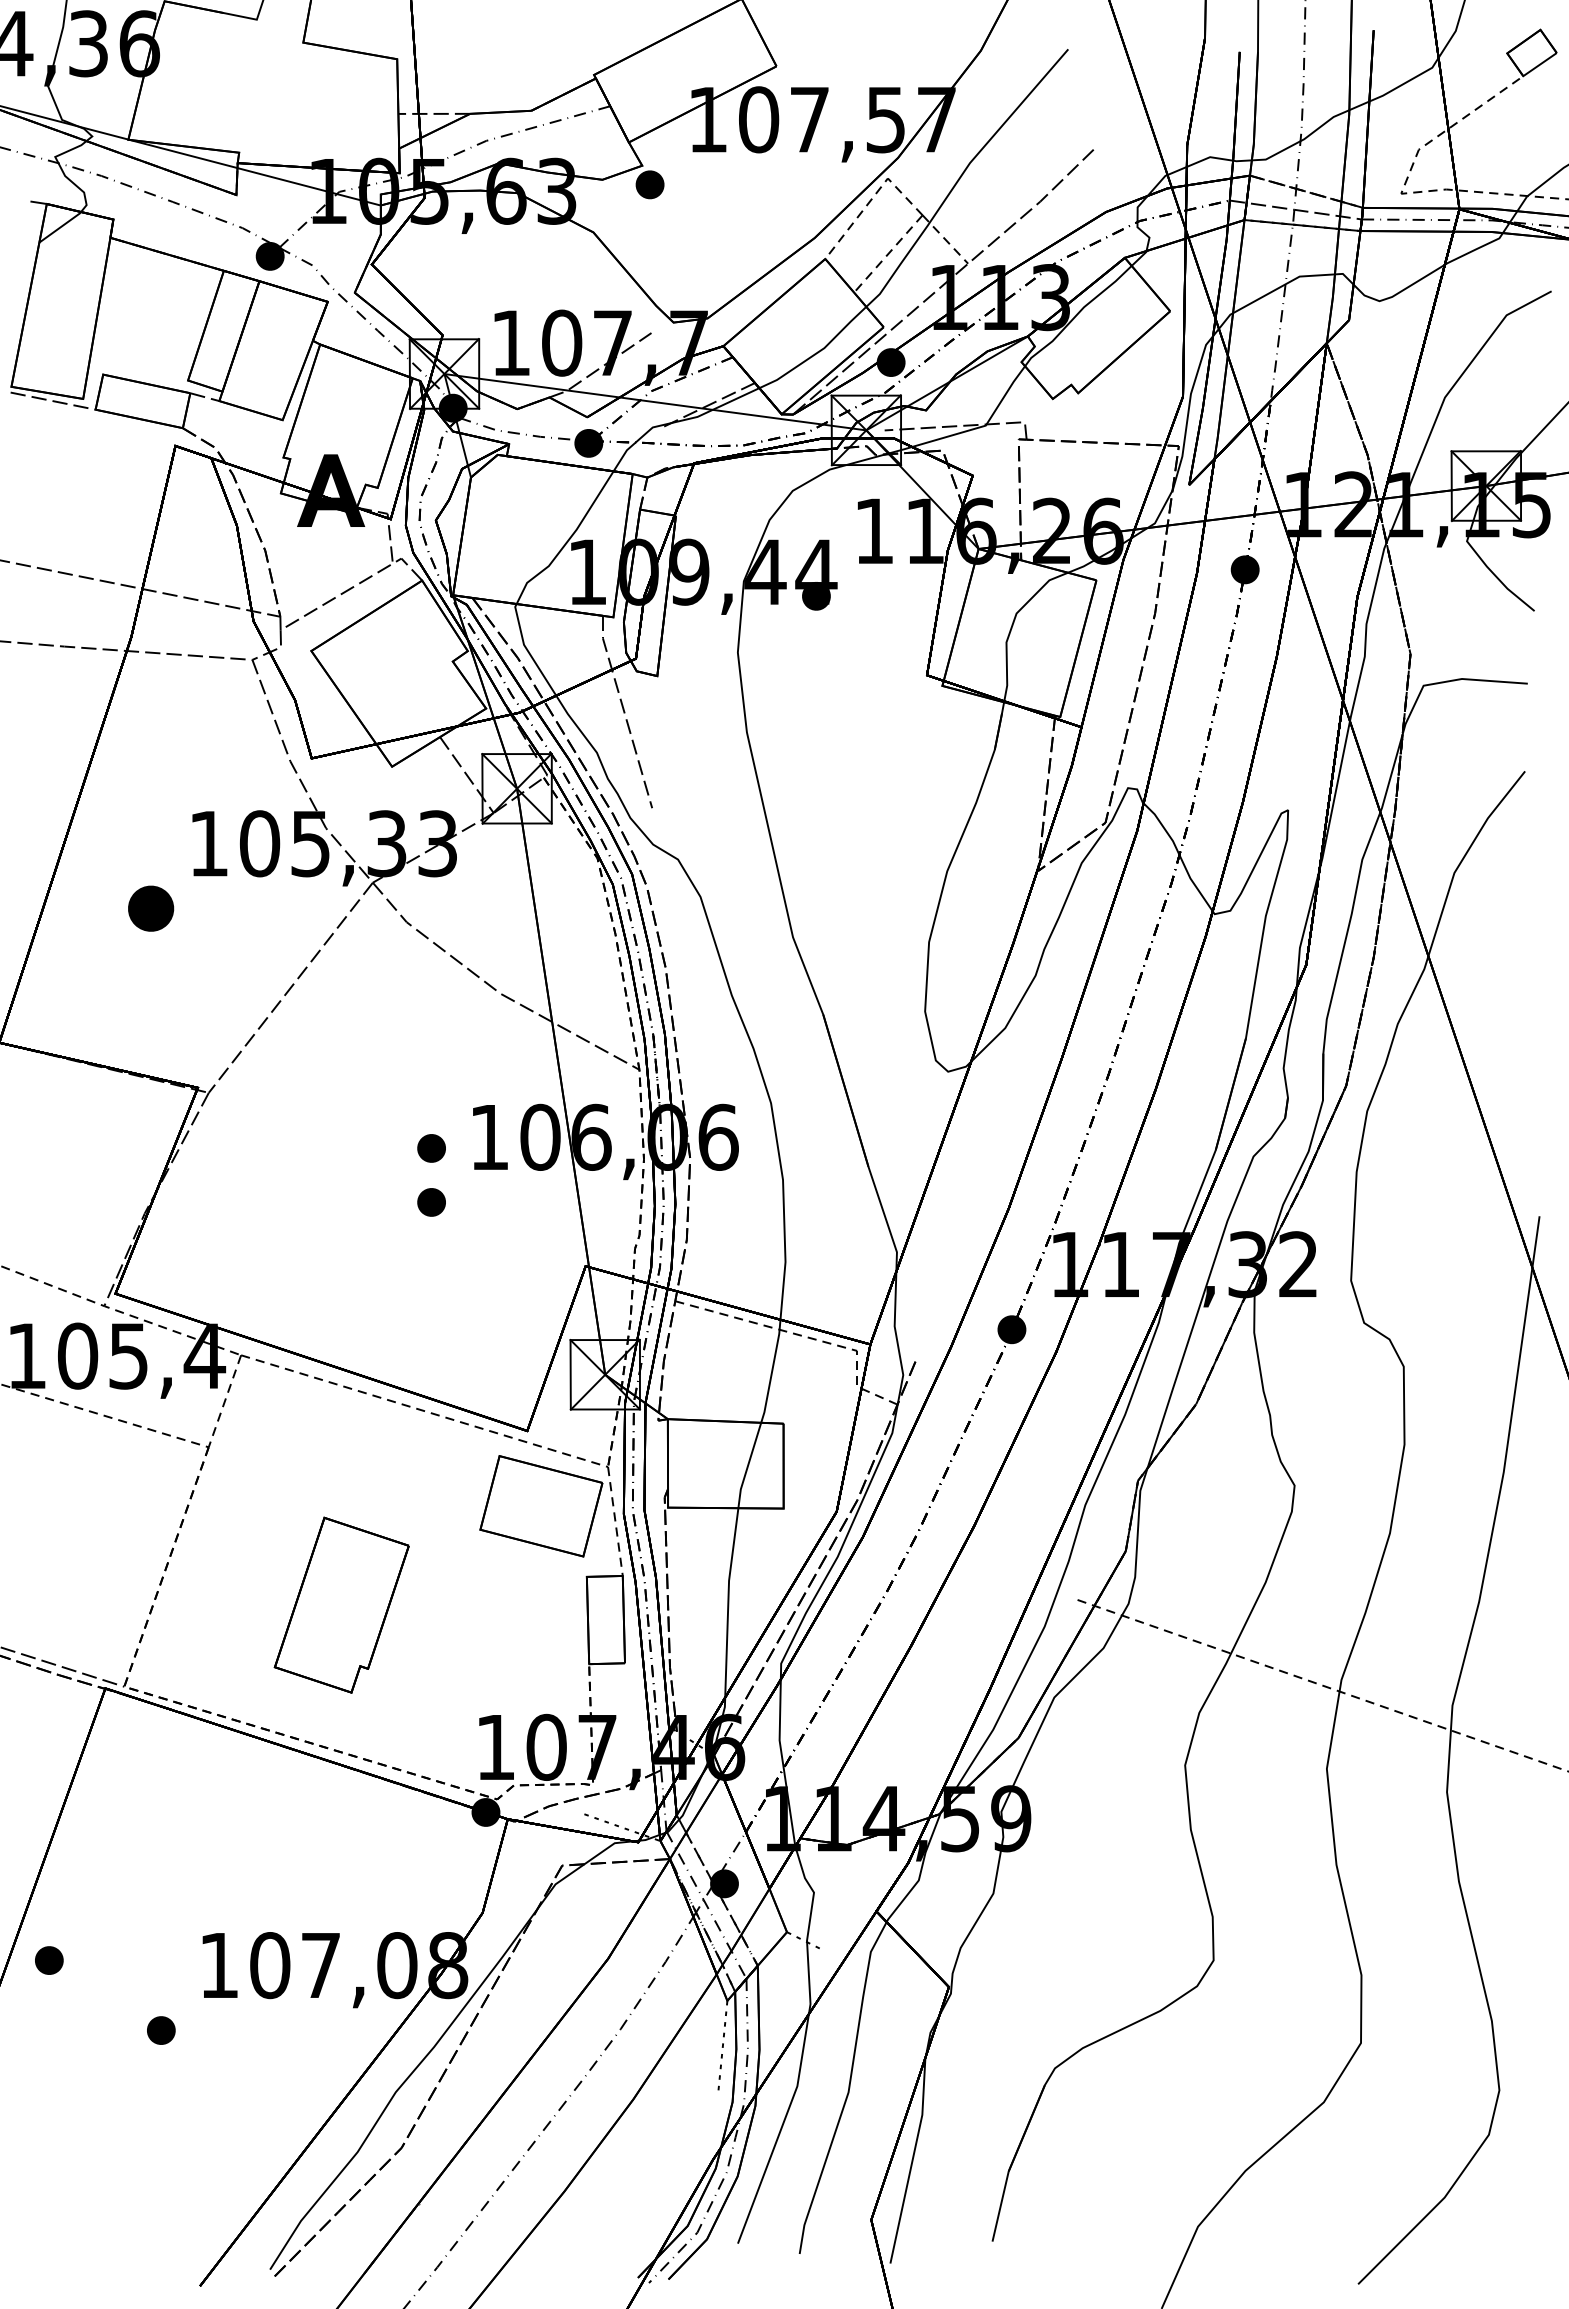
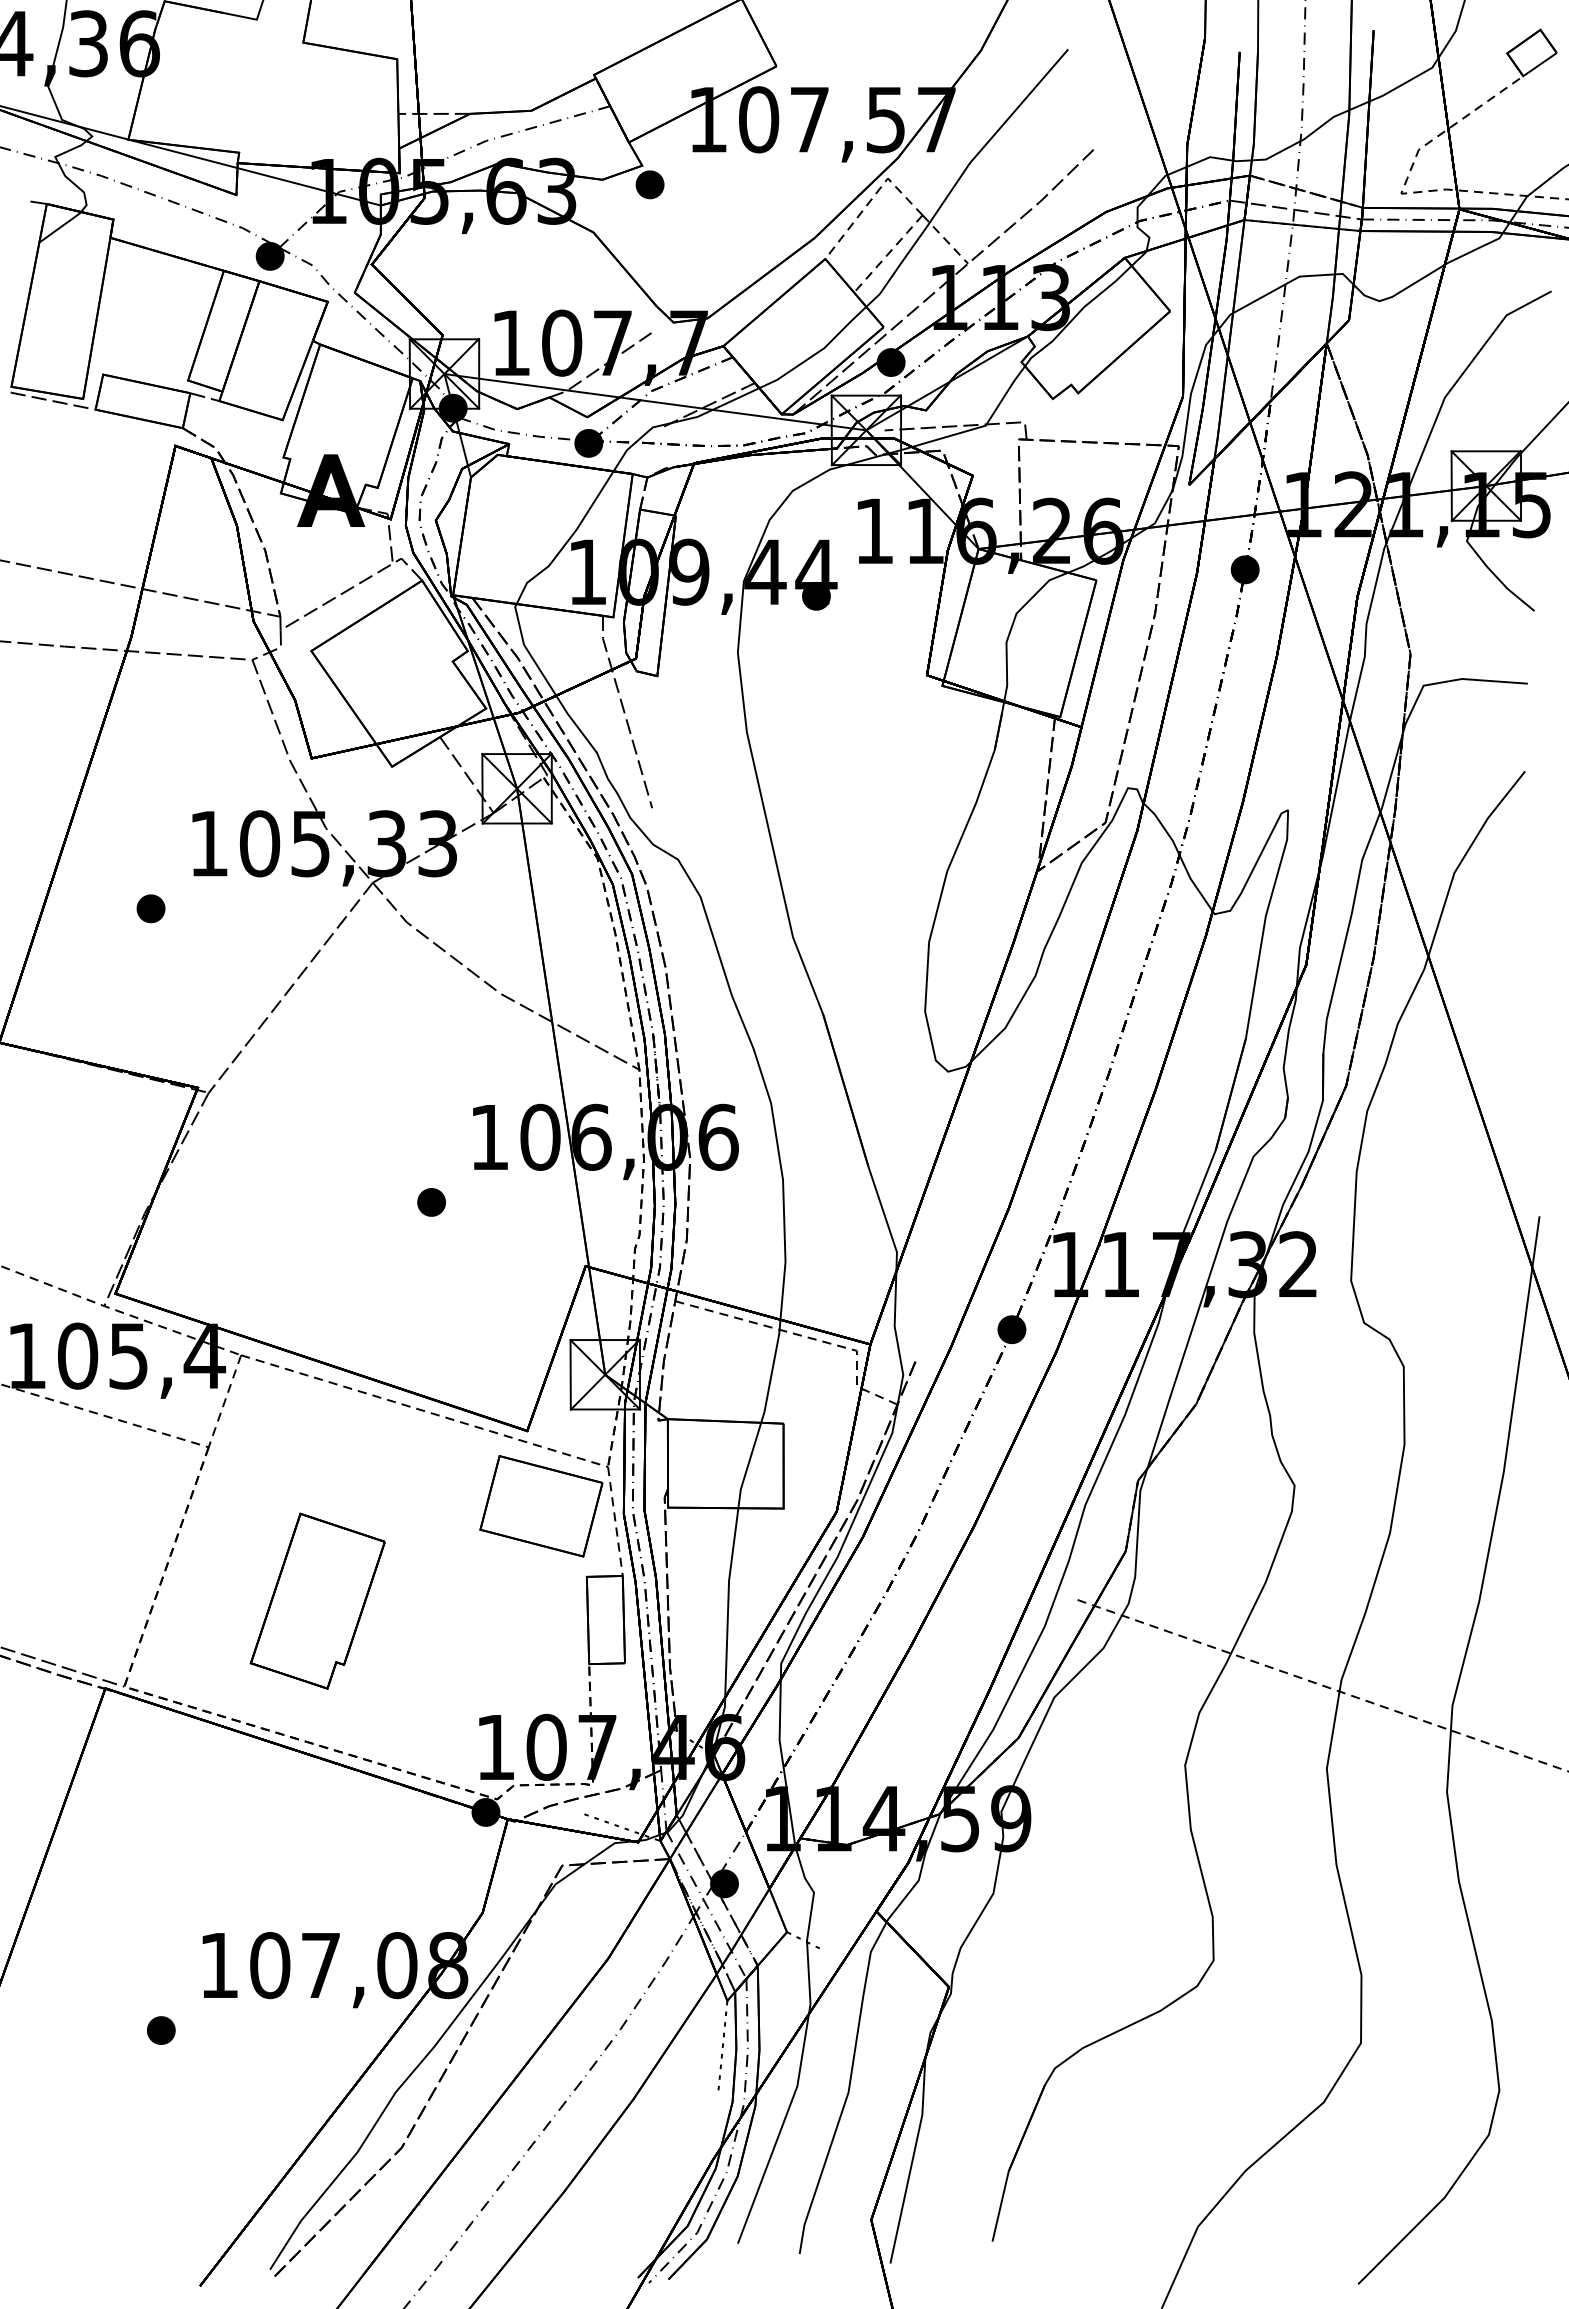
part size: 47x47 px -> 30x30 px (150, 908)
part: present -> none (431, 1148)
part position: (341, 1604) -> (317, 1600) (317, 1600)
part: present -> none (49, 1960)
